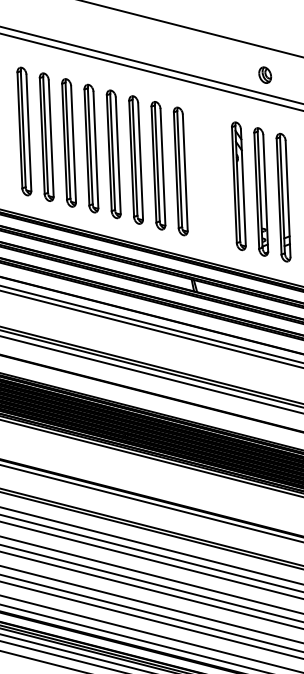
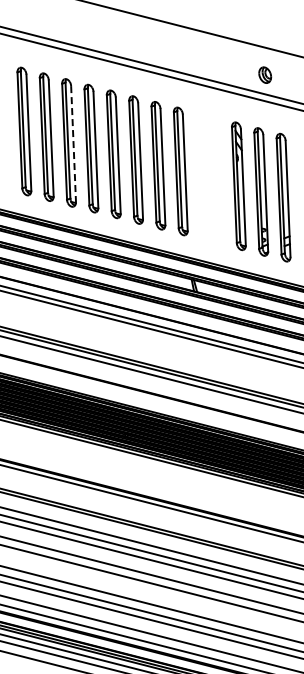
line: solid -> dashed (73, 144)
line: present -> none (151, 590)
